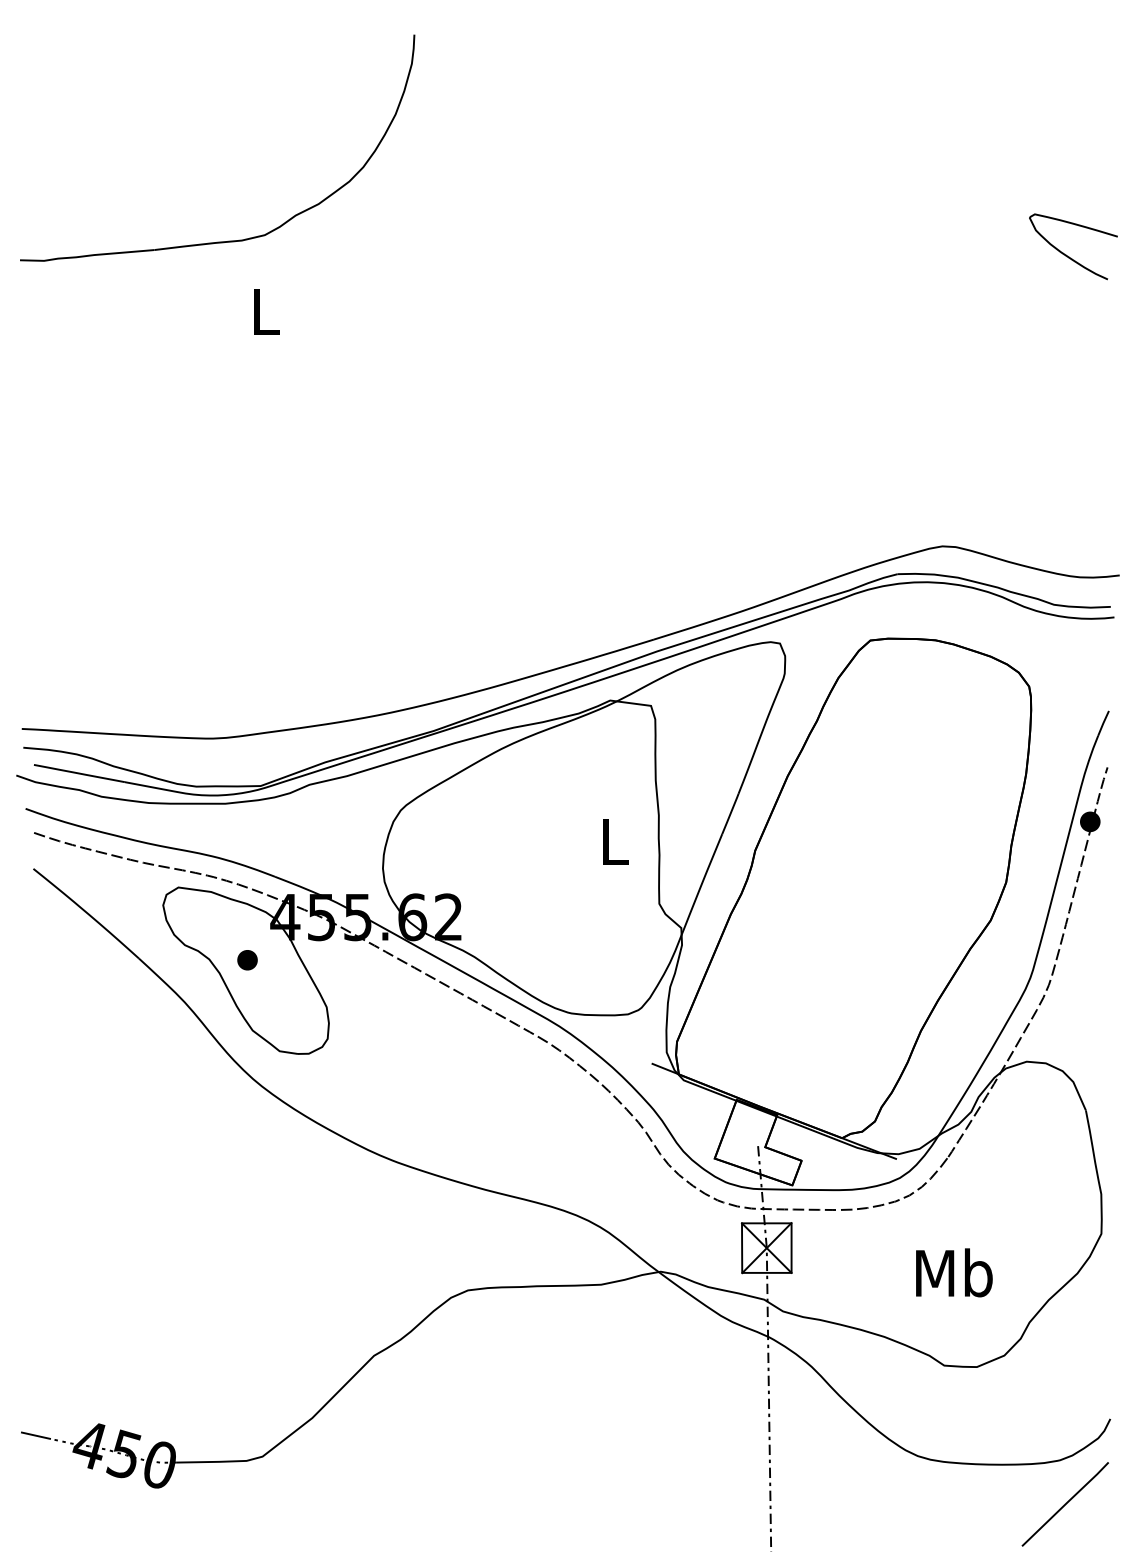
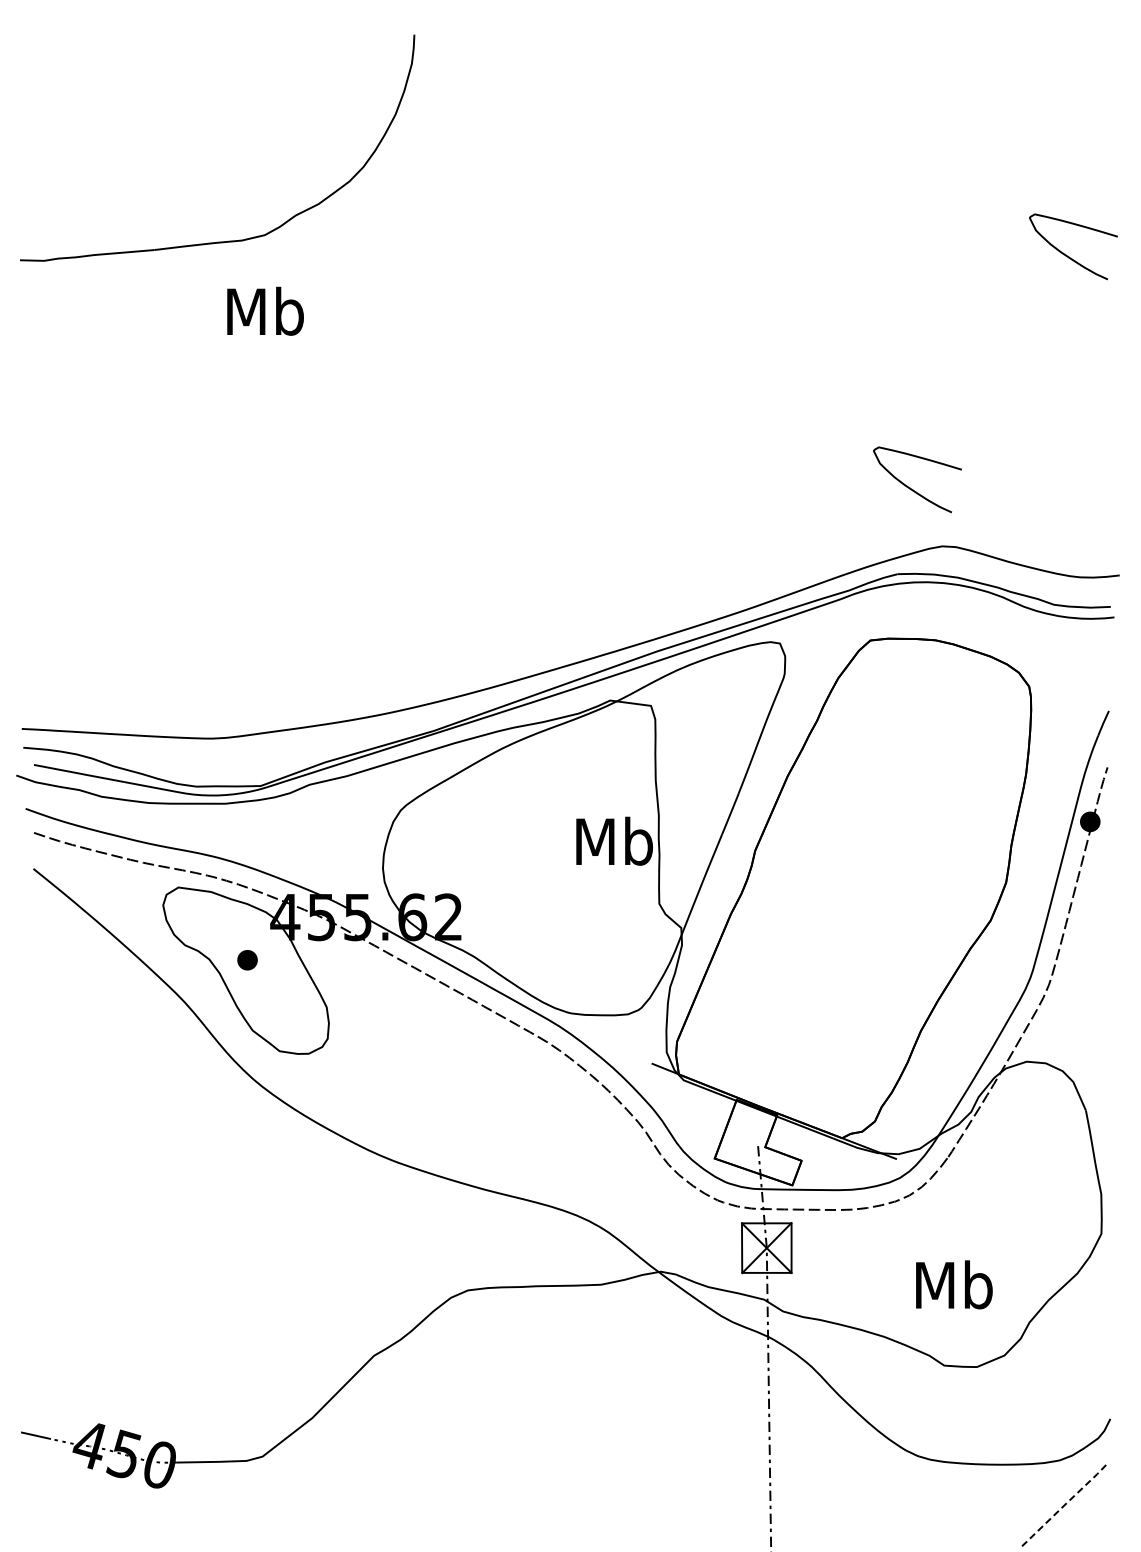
text: L -> Mb (265, 310)
curve: none -> present (910, 487)
text: L -> Mb (614, 840)
text position: (954, 1272) -> (954, 1284) (954, 1284)
line: solid -> dashed (1066, 1503)
